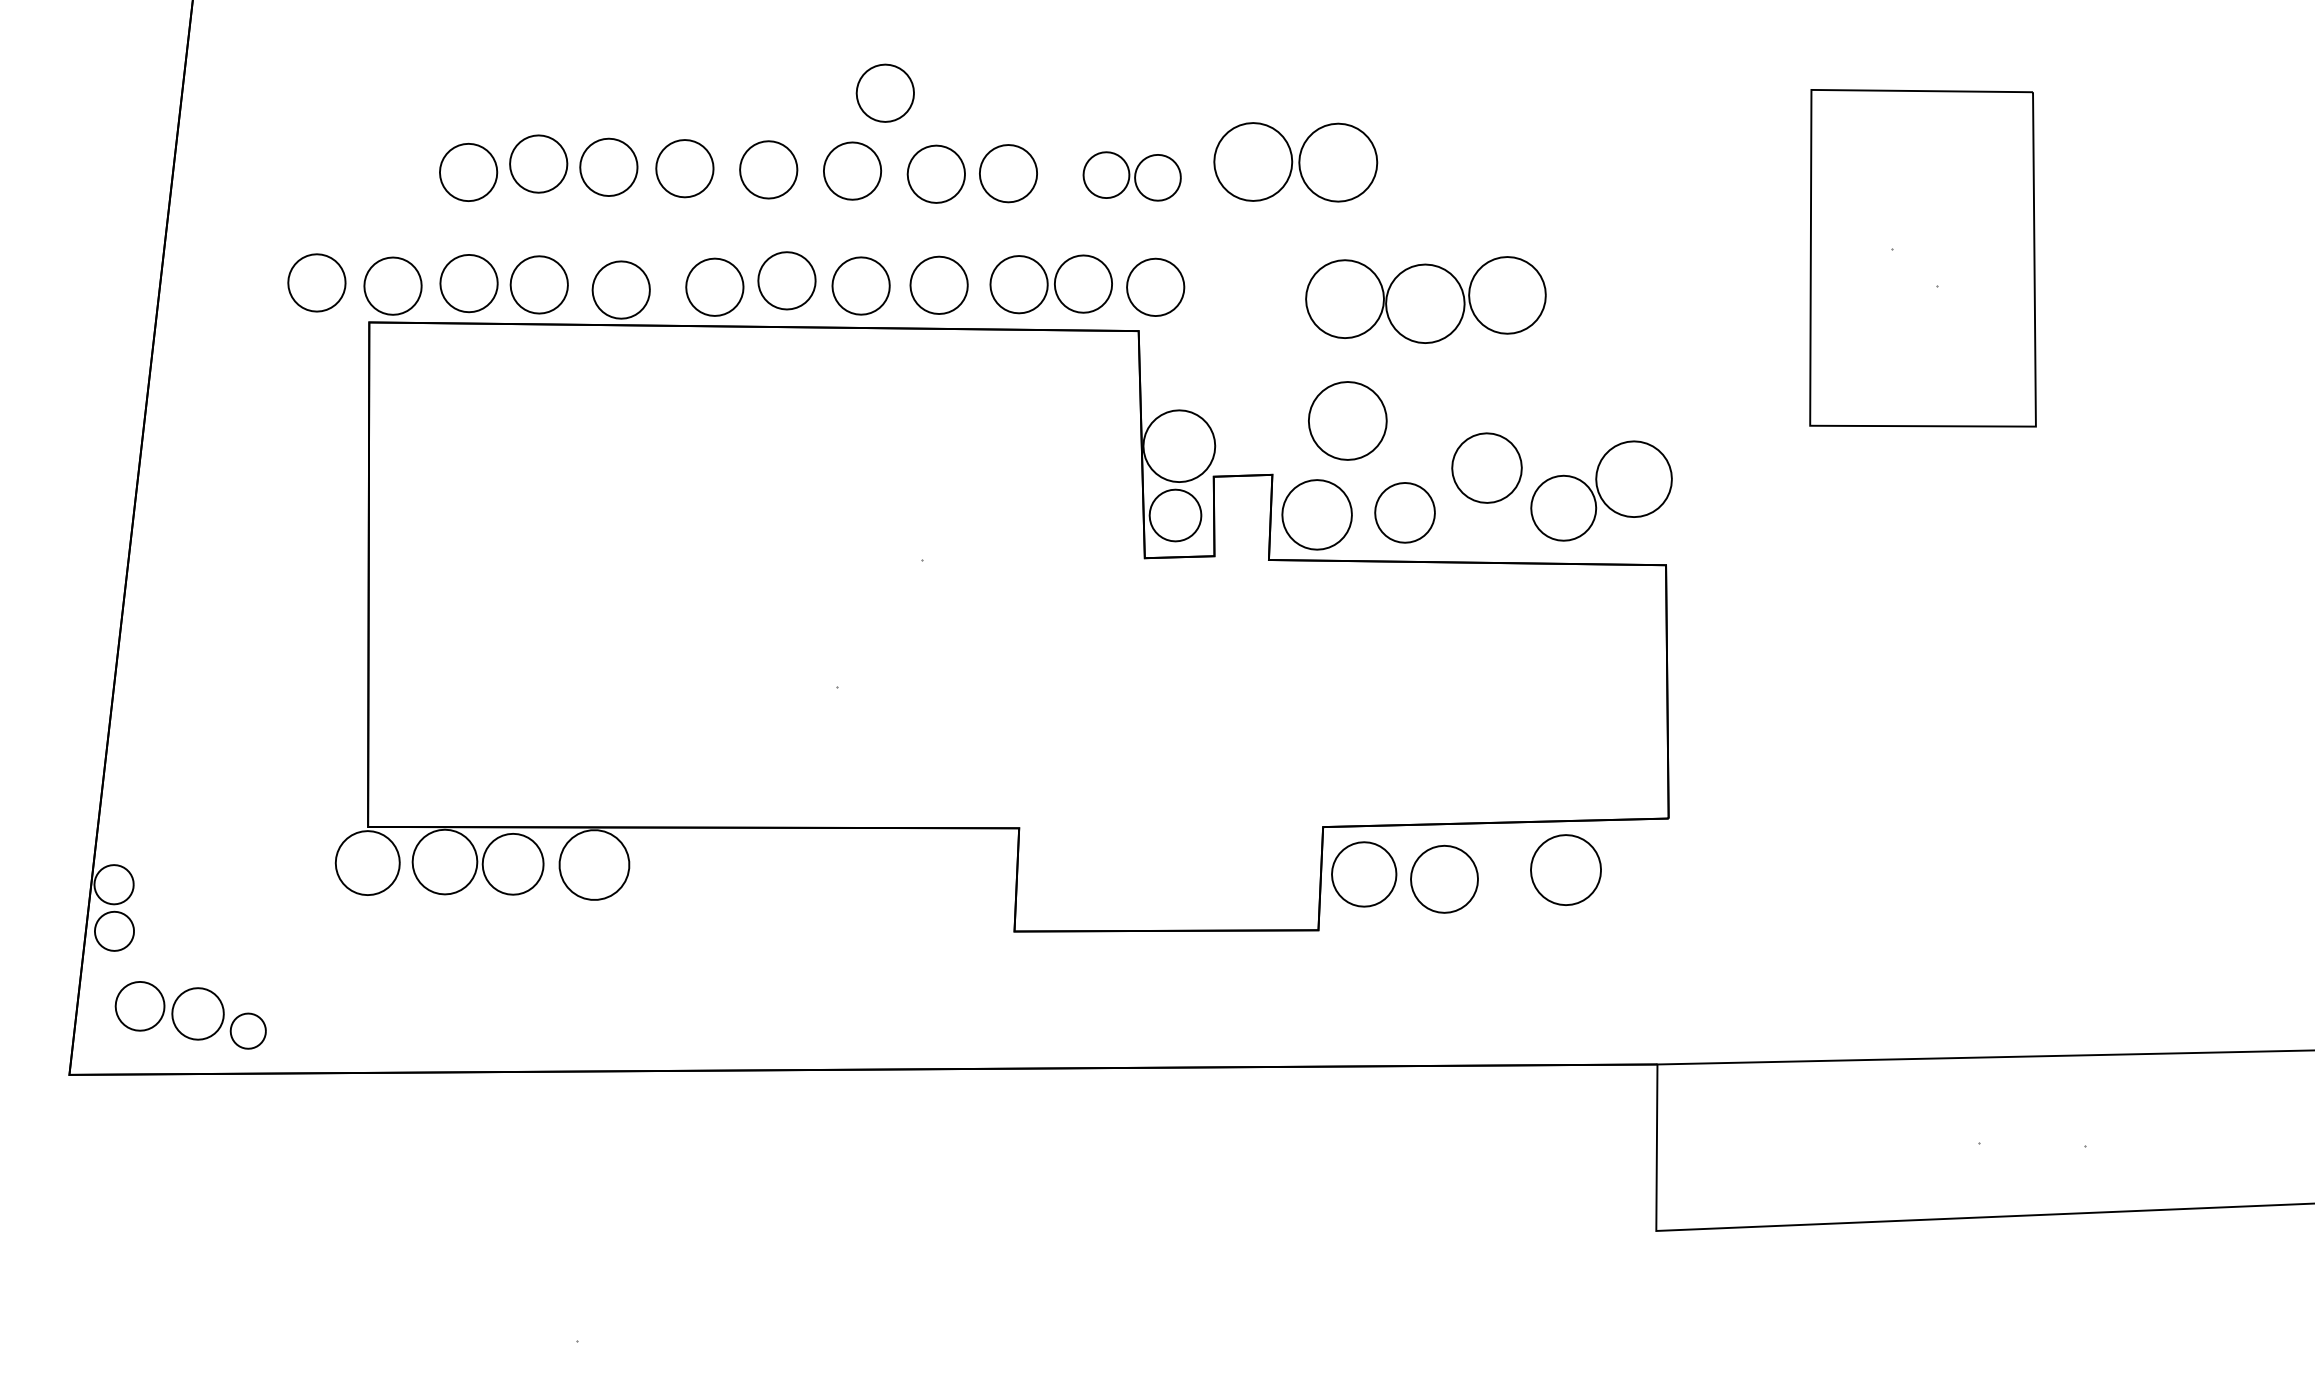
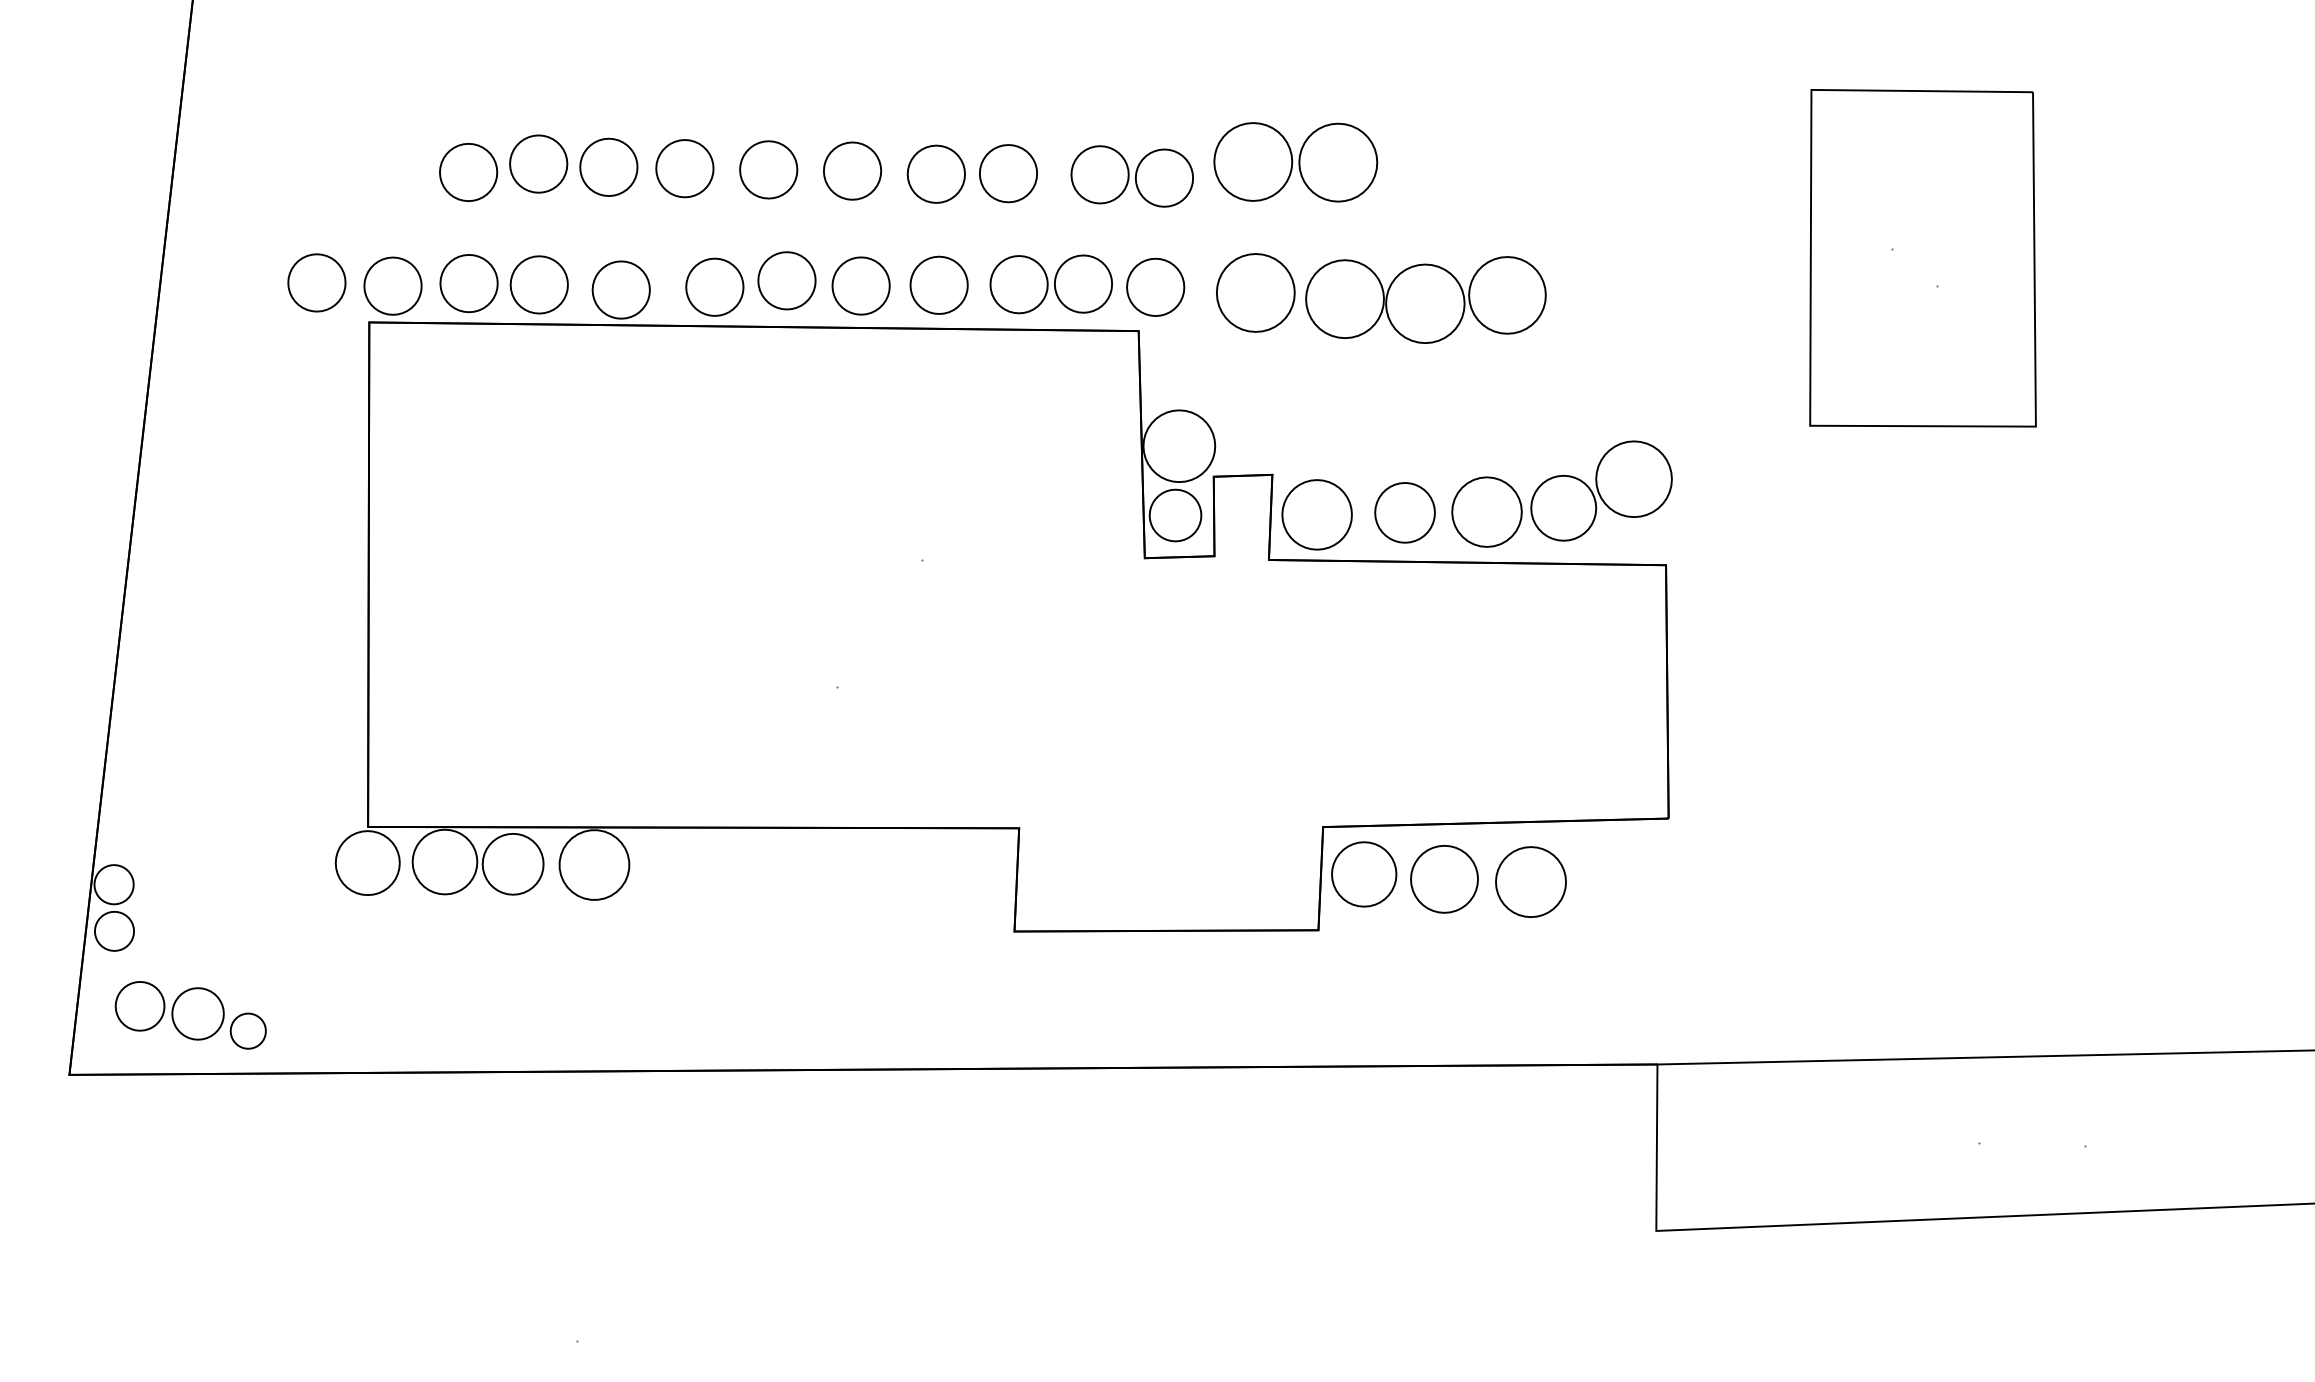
part: present -> none (884, 92)
part size: 100x51 px -> 124x63 px (1131, 176)
part position: (1347, 420) -> (1255, 292) (1255, 292)
part position: (1486, 467) -> (1486, 511) (1486, 511)
part position: (1565, 869) -> (1530, 881) (1530, 881)
